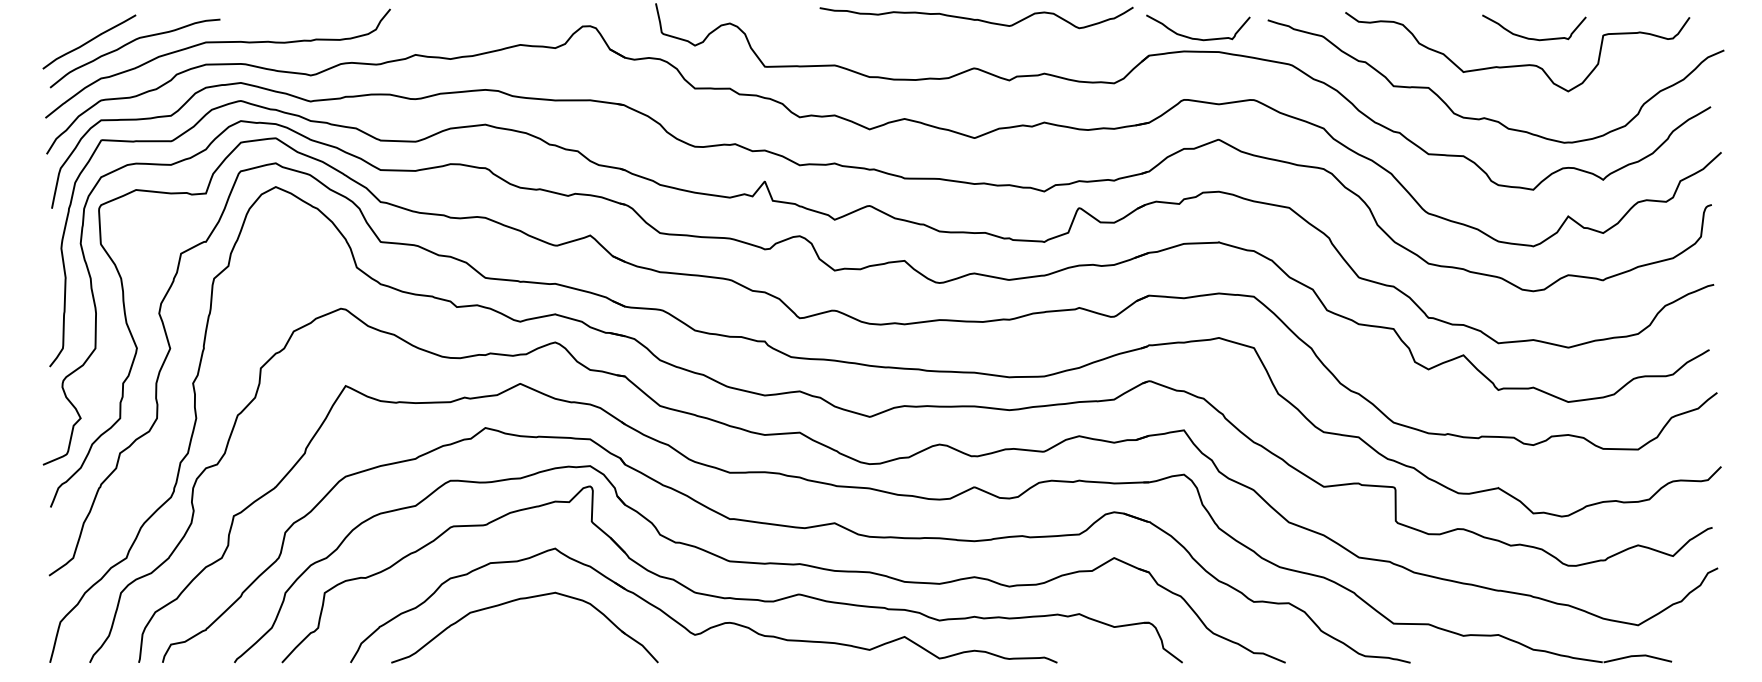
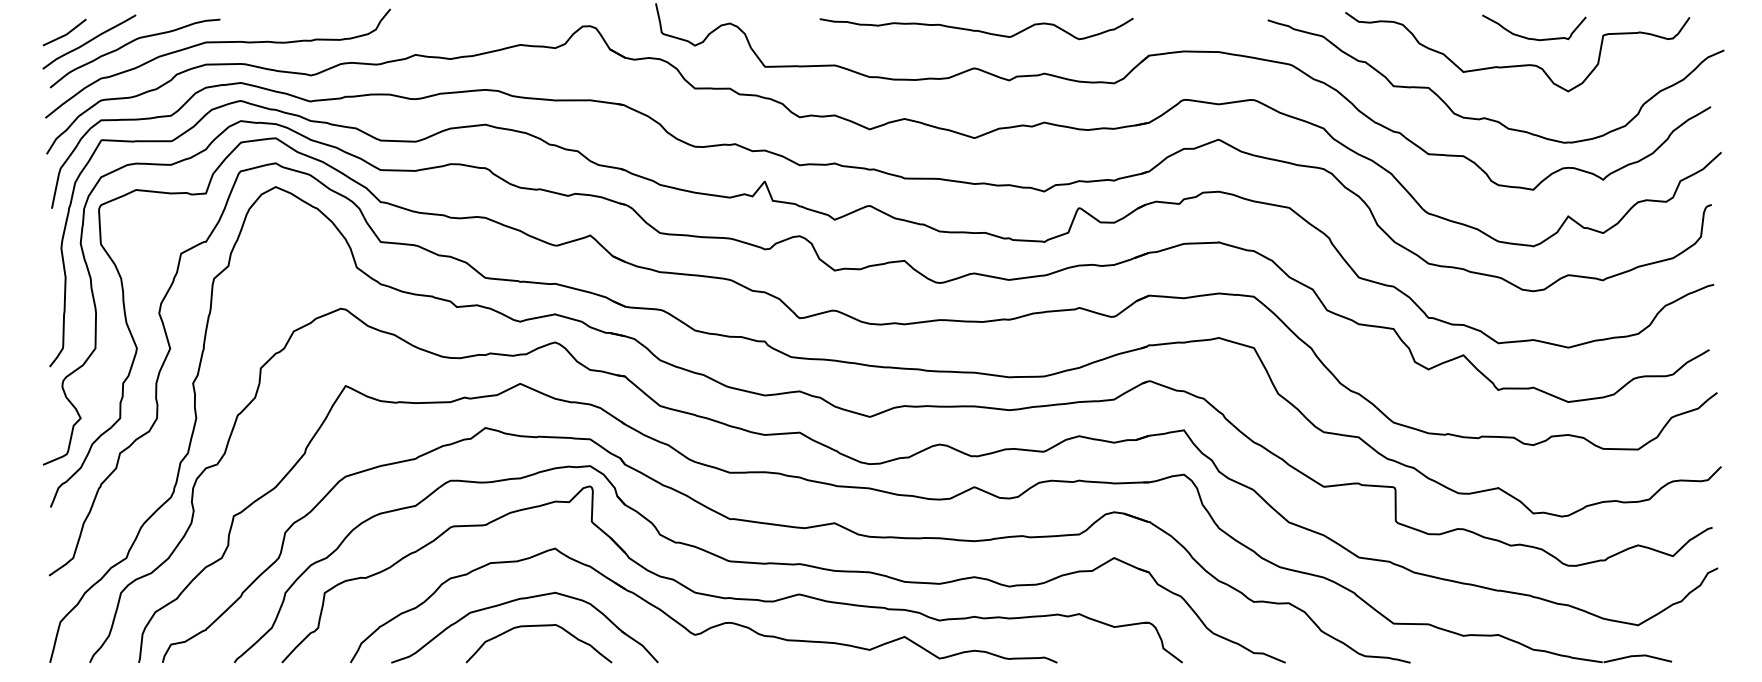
curve position: (976, 19) -> (976, 30) (976, 30)
curve: none -> present (64, 34)
curve: present -> none (1198, 38)
curve: none -> present (538, 626)
